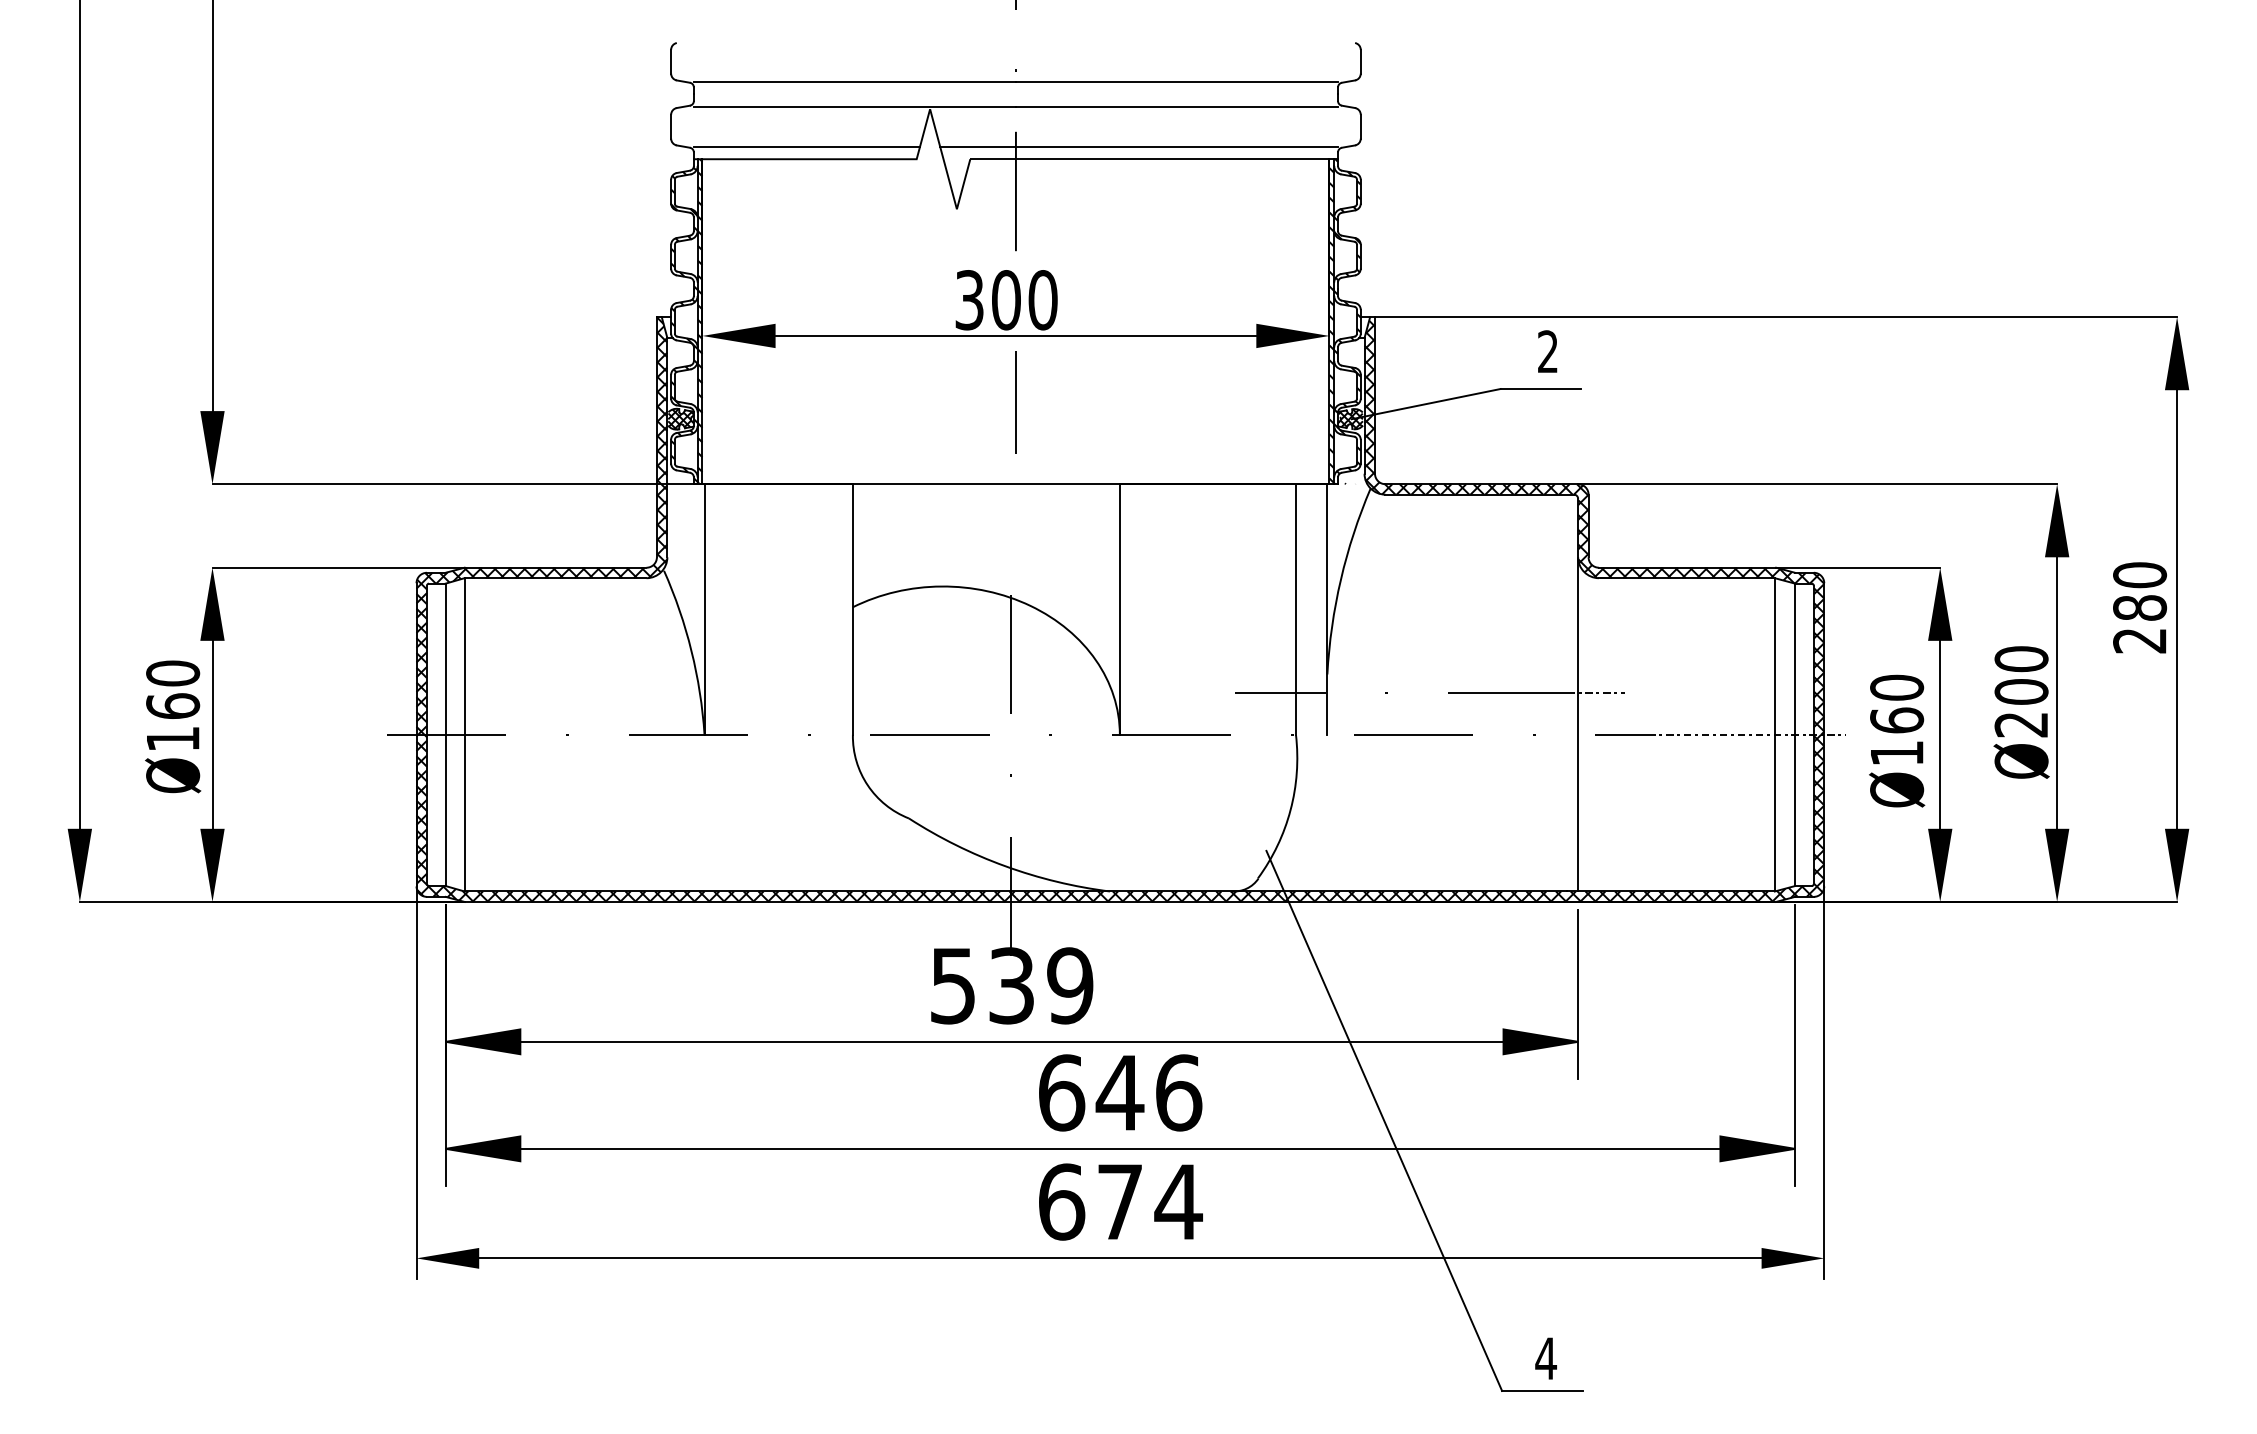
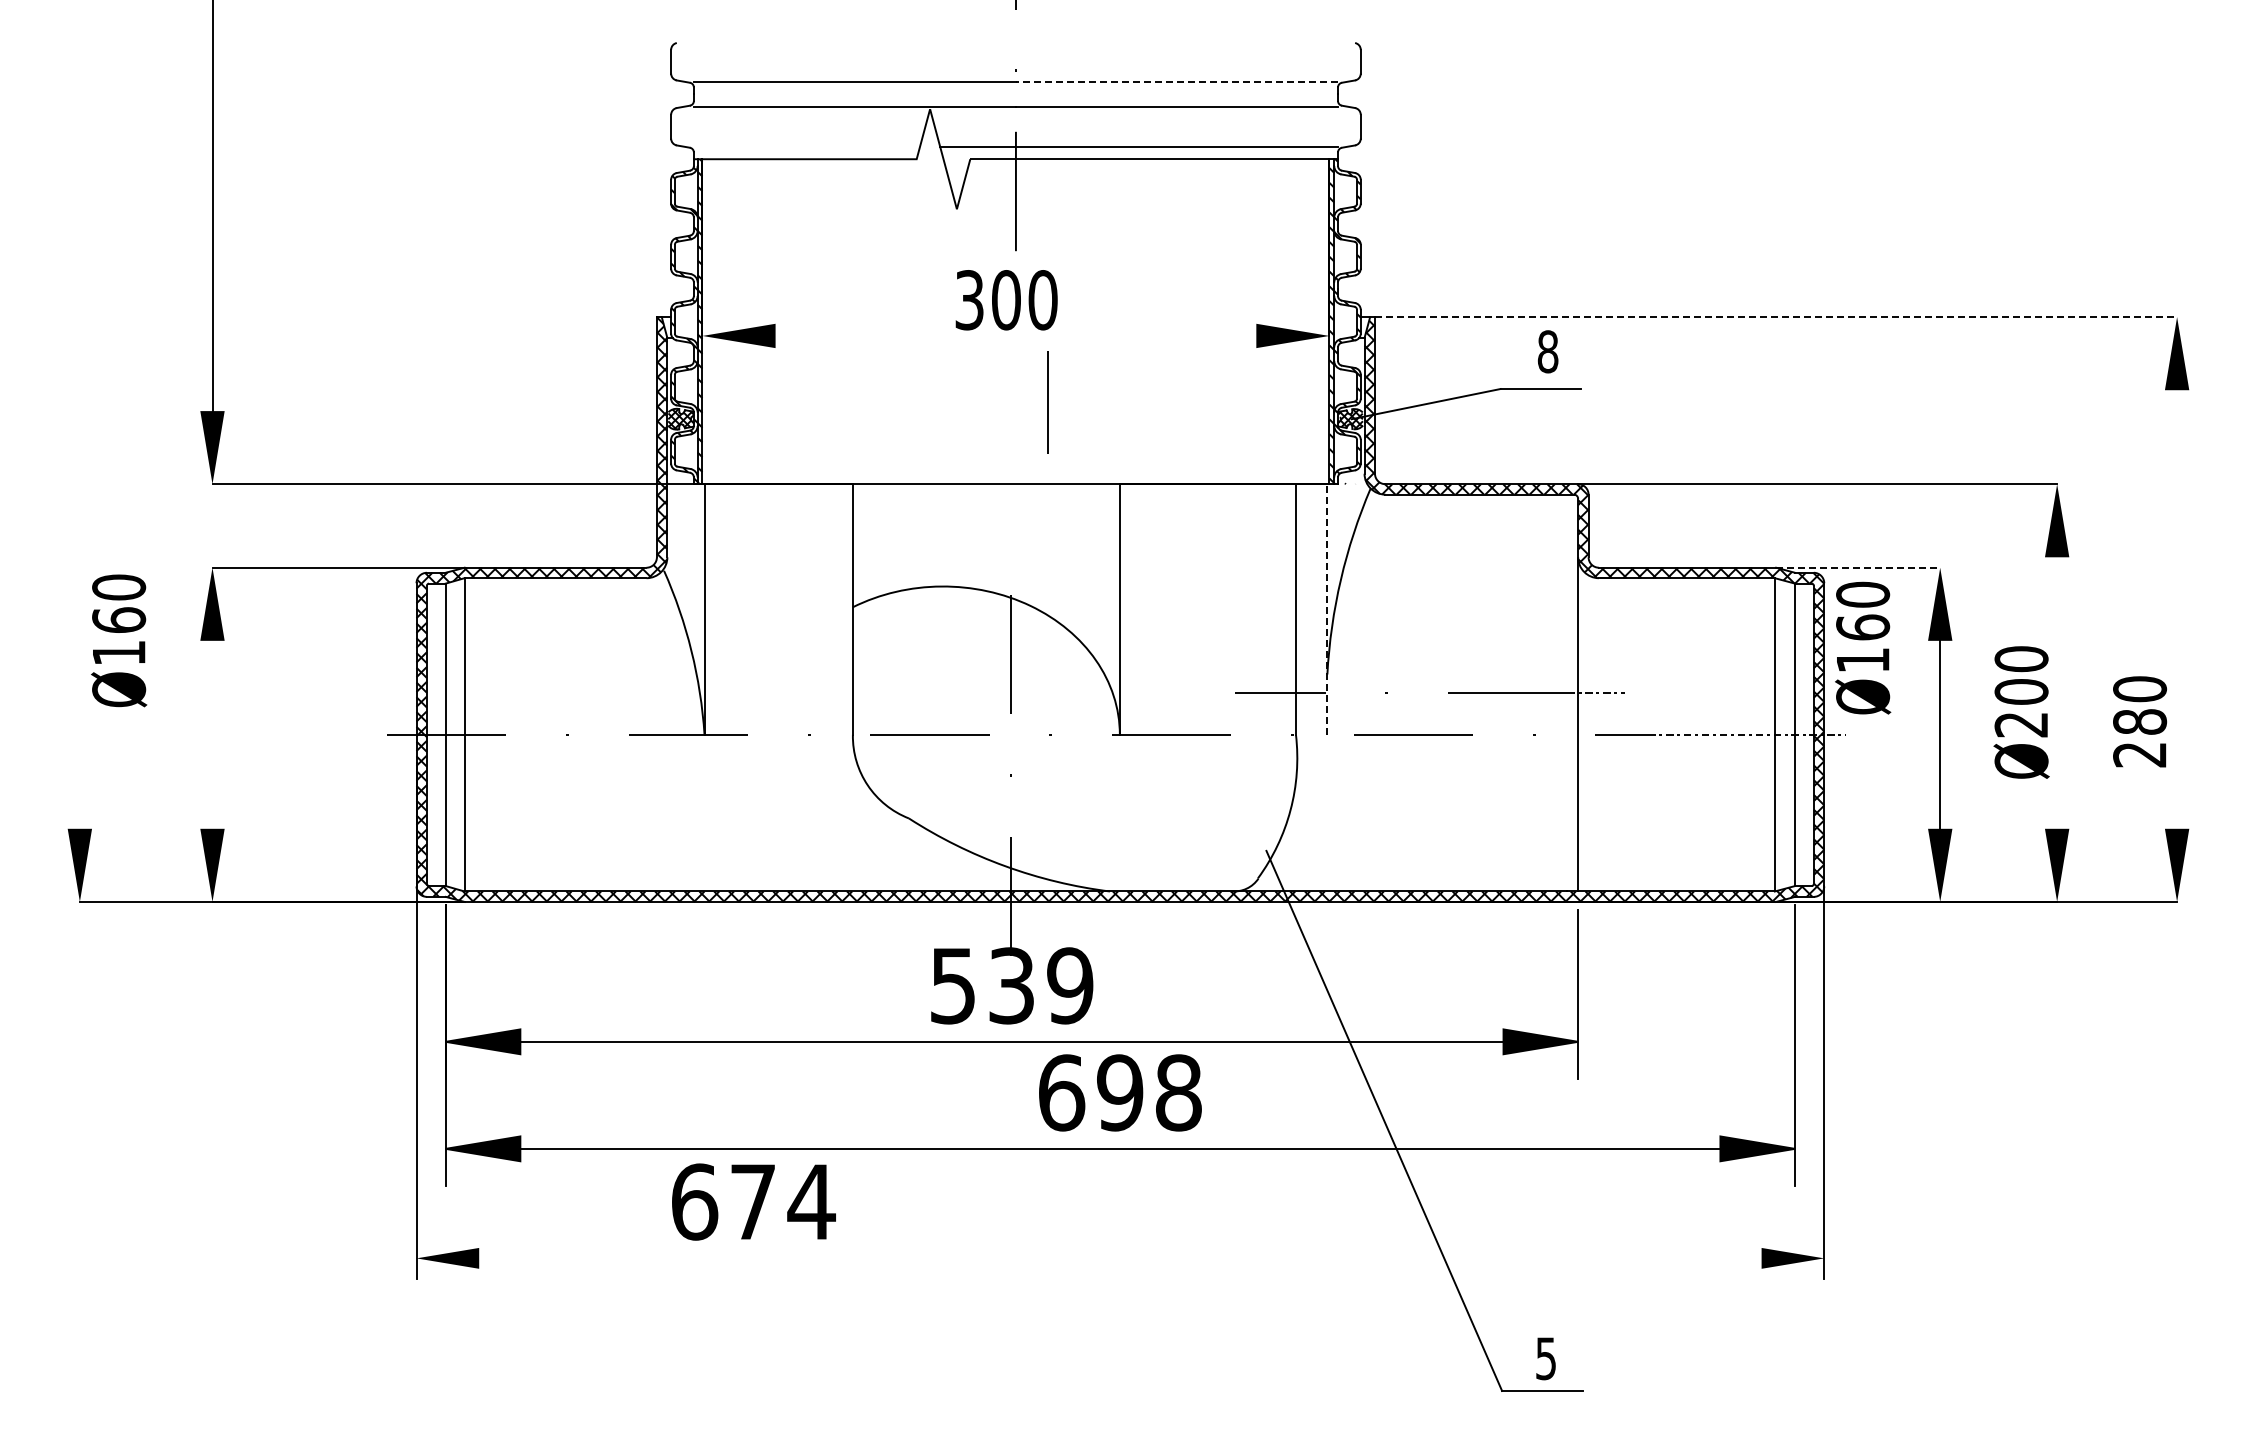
line: solid -> dashed (1176, 81)
line: present -> none (807, 146)
line: solid -> dashed (1776, 317)
line: present -> none (1015, 335)
text: 2 -> 8 (1547, 351)
line position: (1015, 402) -> (1047, 402) (1047, 402)
line: present -> none (79, 415)
line: solid -> dashed (1858, 567)
text position: (2139, 607) -> (2139, 721) (2139, 721)
line: solid -> dashed (1327, 609)
line: present -> none (2177, 609)
line: present -> none (2057, 692)
text position: (173, 726) -> (119, 640) (119, 640)
line: present -> none (212, 734)
text position: (1897, 740) -> (1863, 647) (1863, 647)
text: 646 -> 698 (1148, 1092)
text position: (1120, 1201) -> (753, 1201) (753, 1201)
line: present -> none (1120, 1258)
text: 4 -> 5 (1546, 1358)
